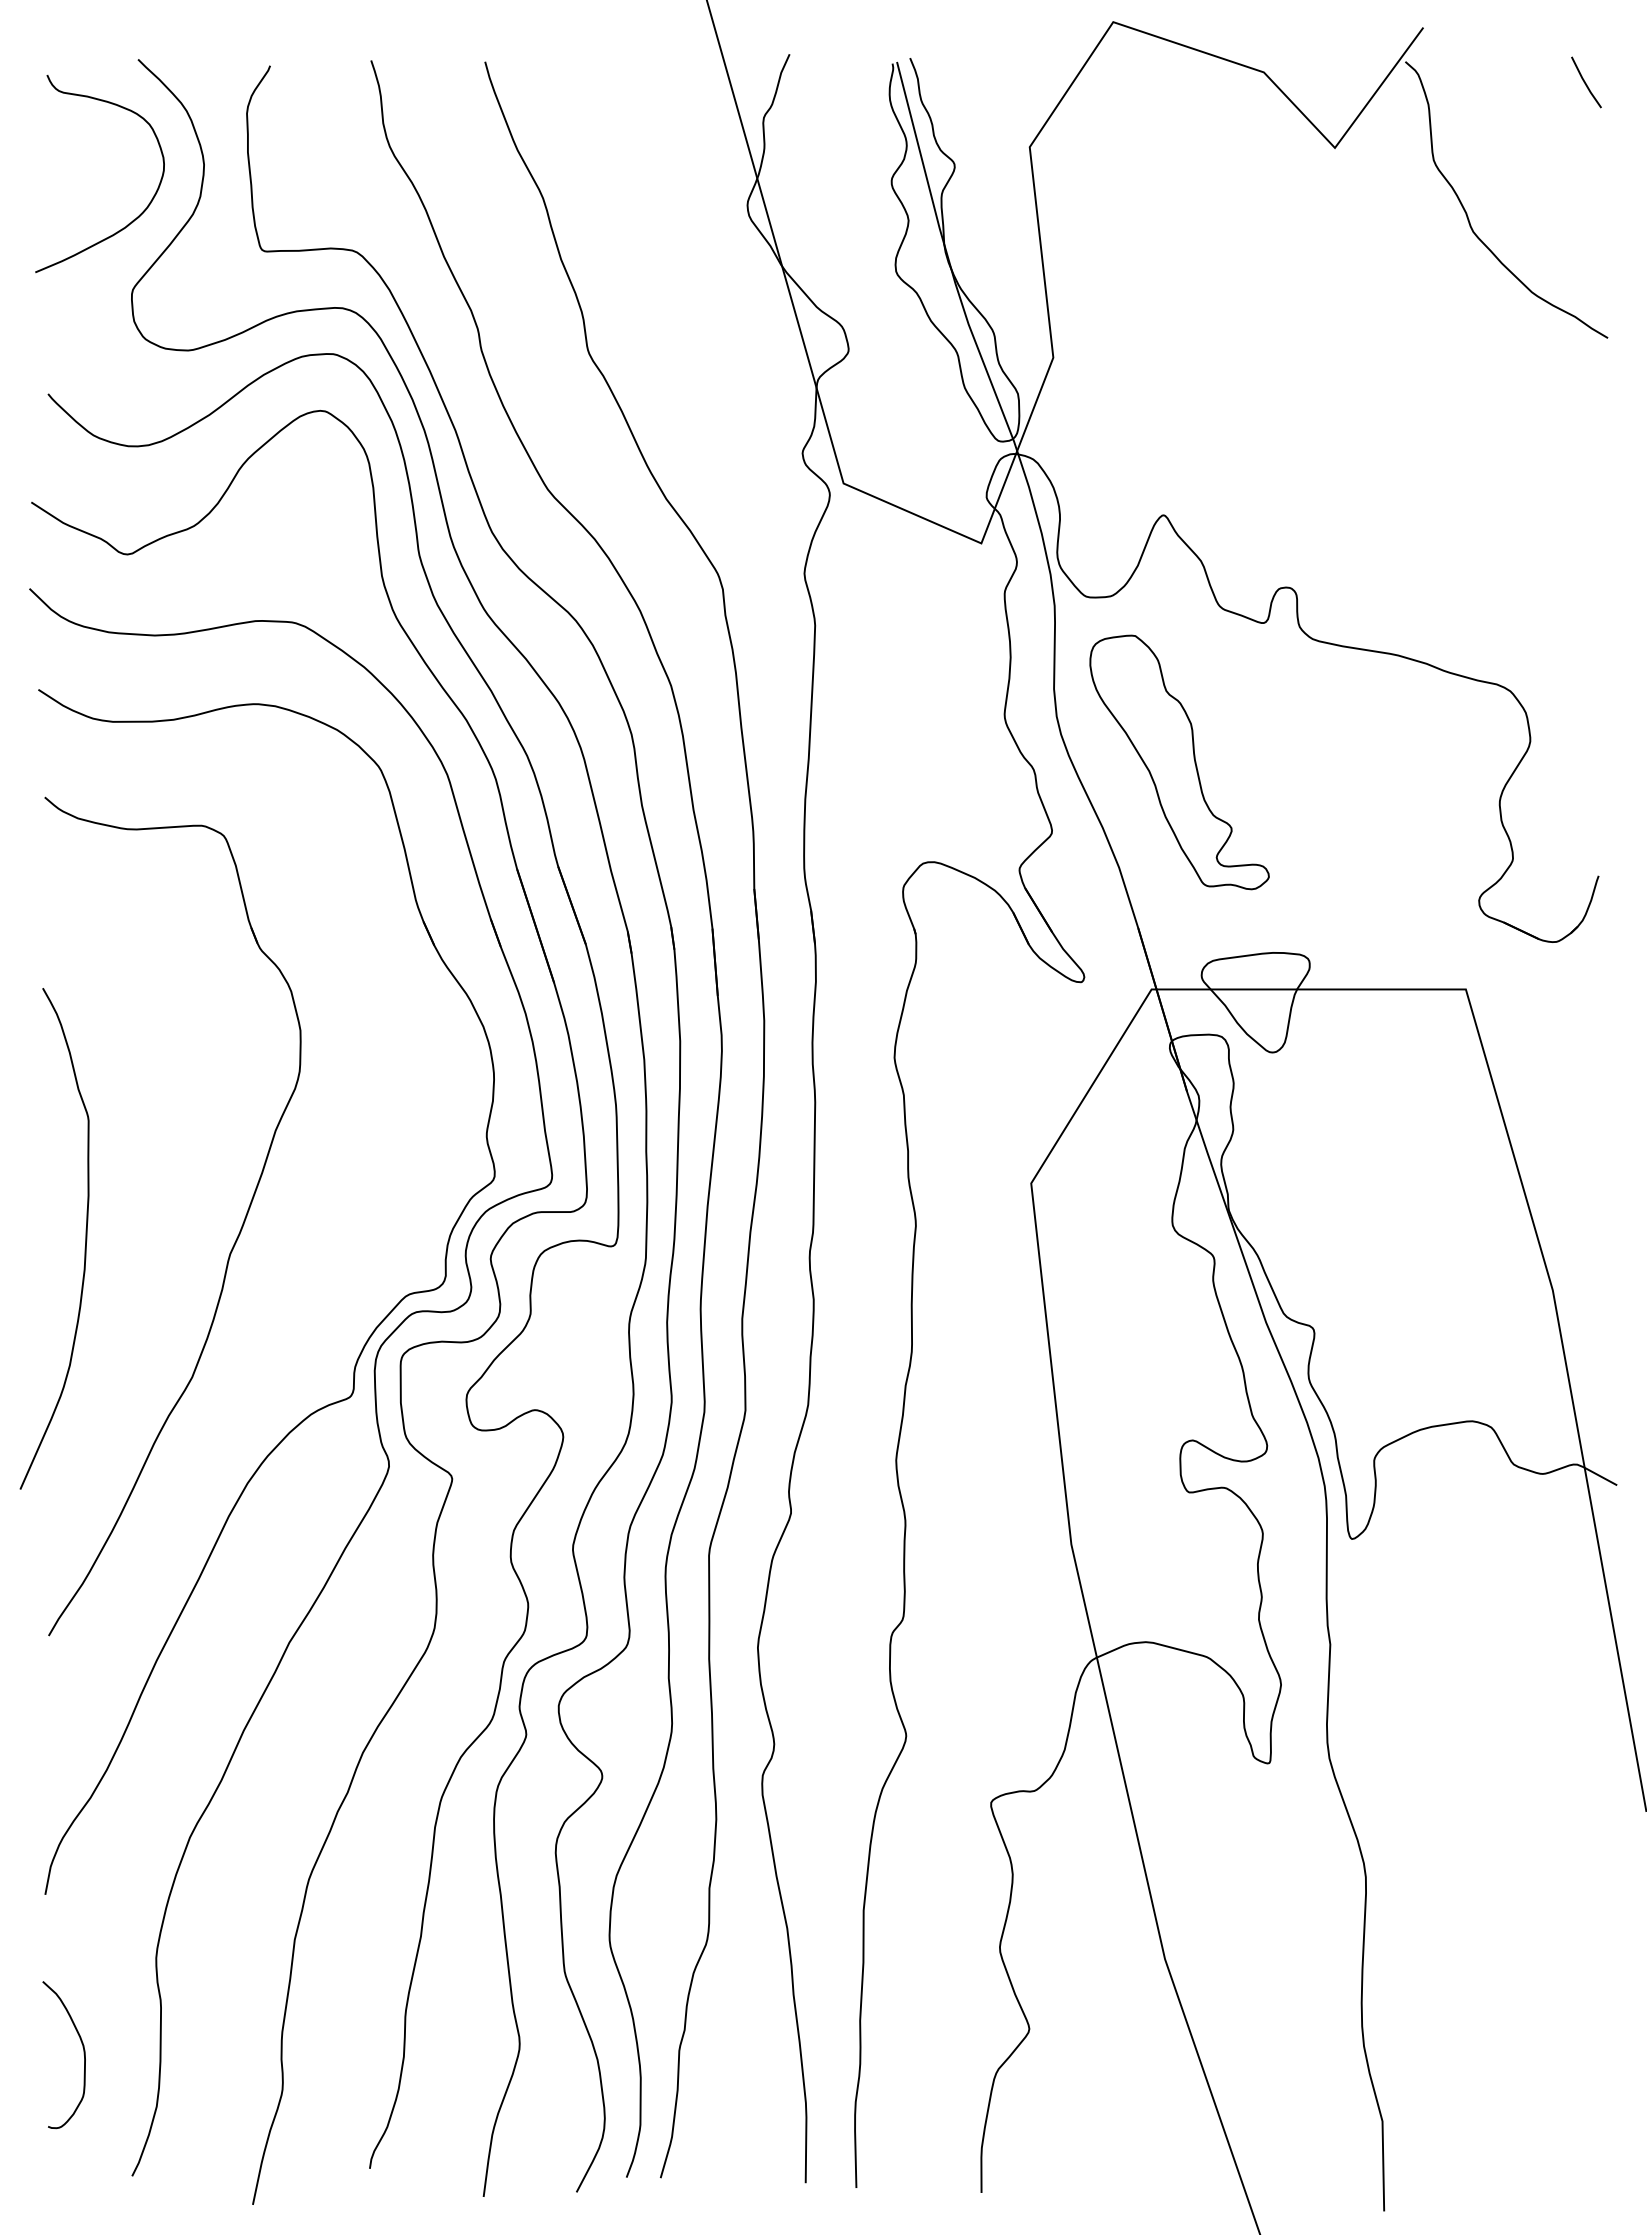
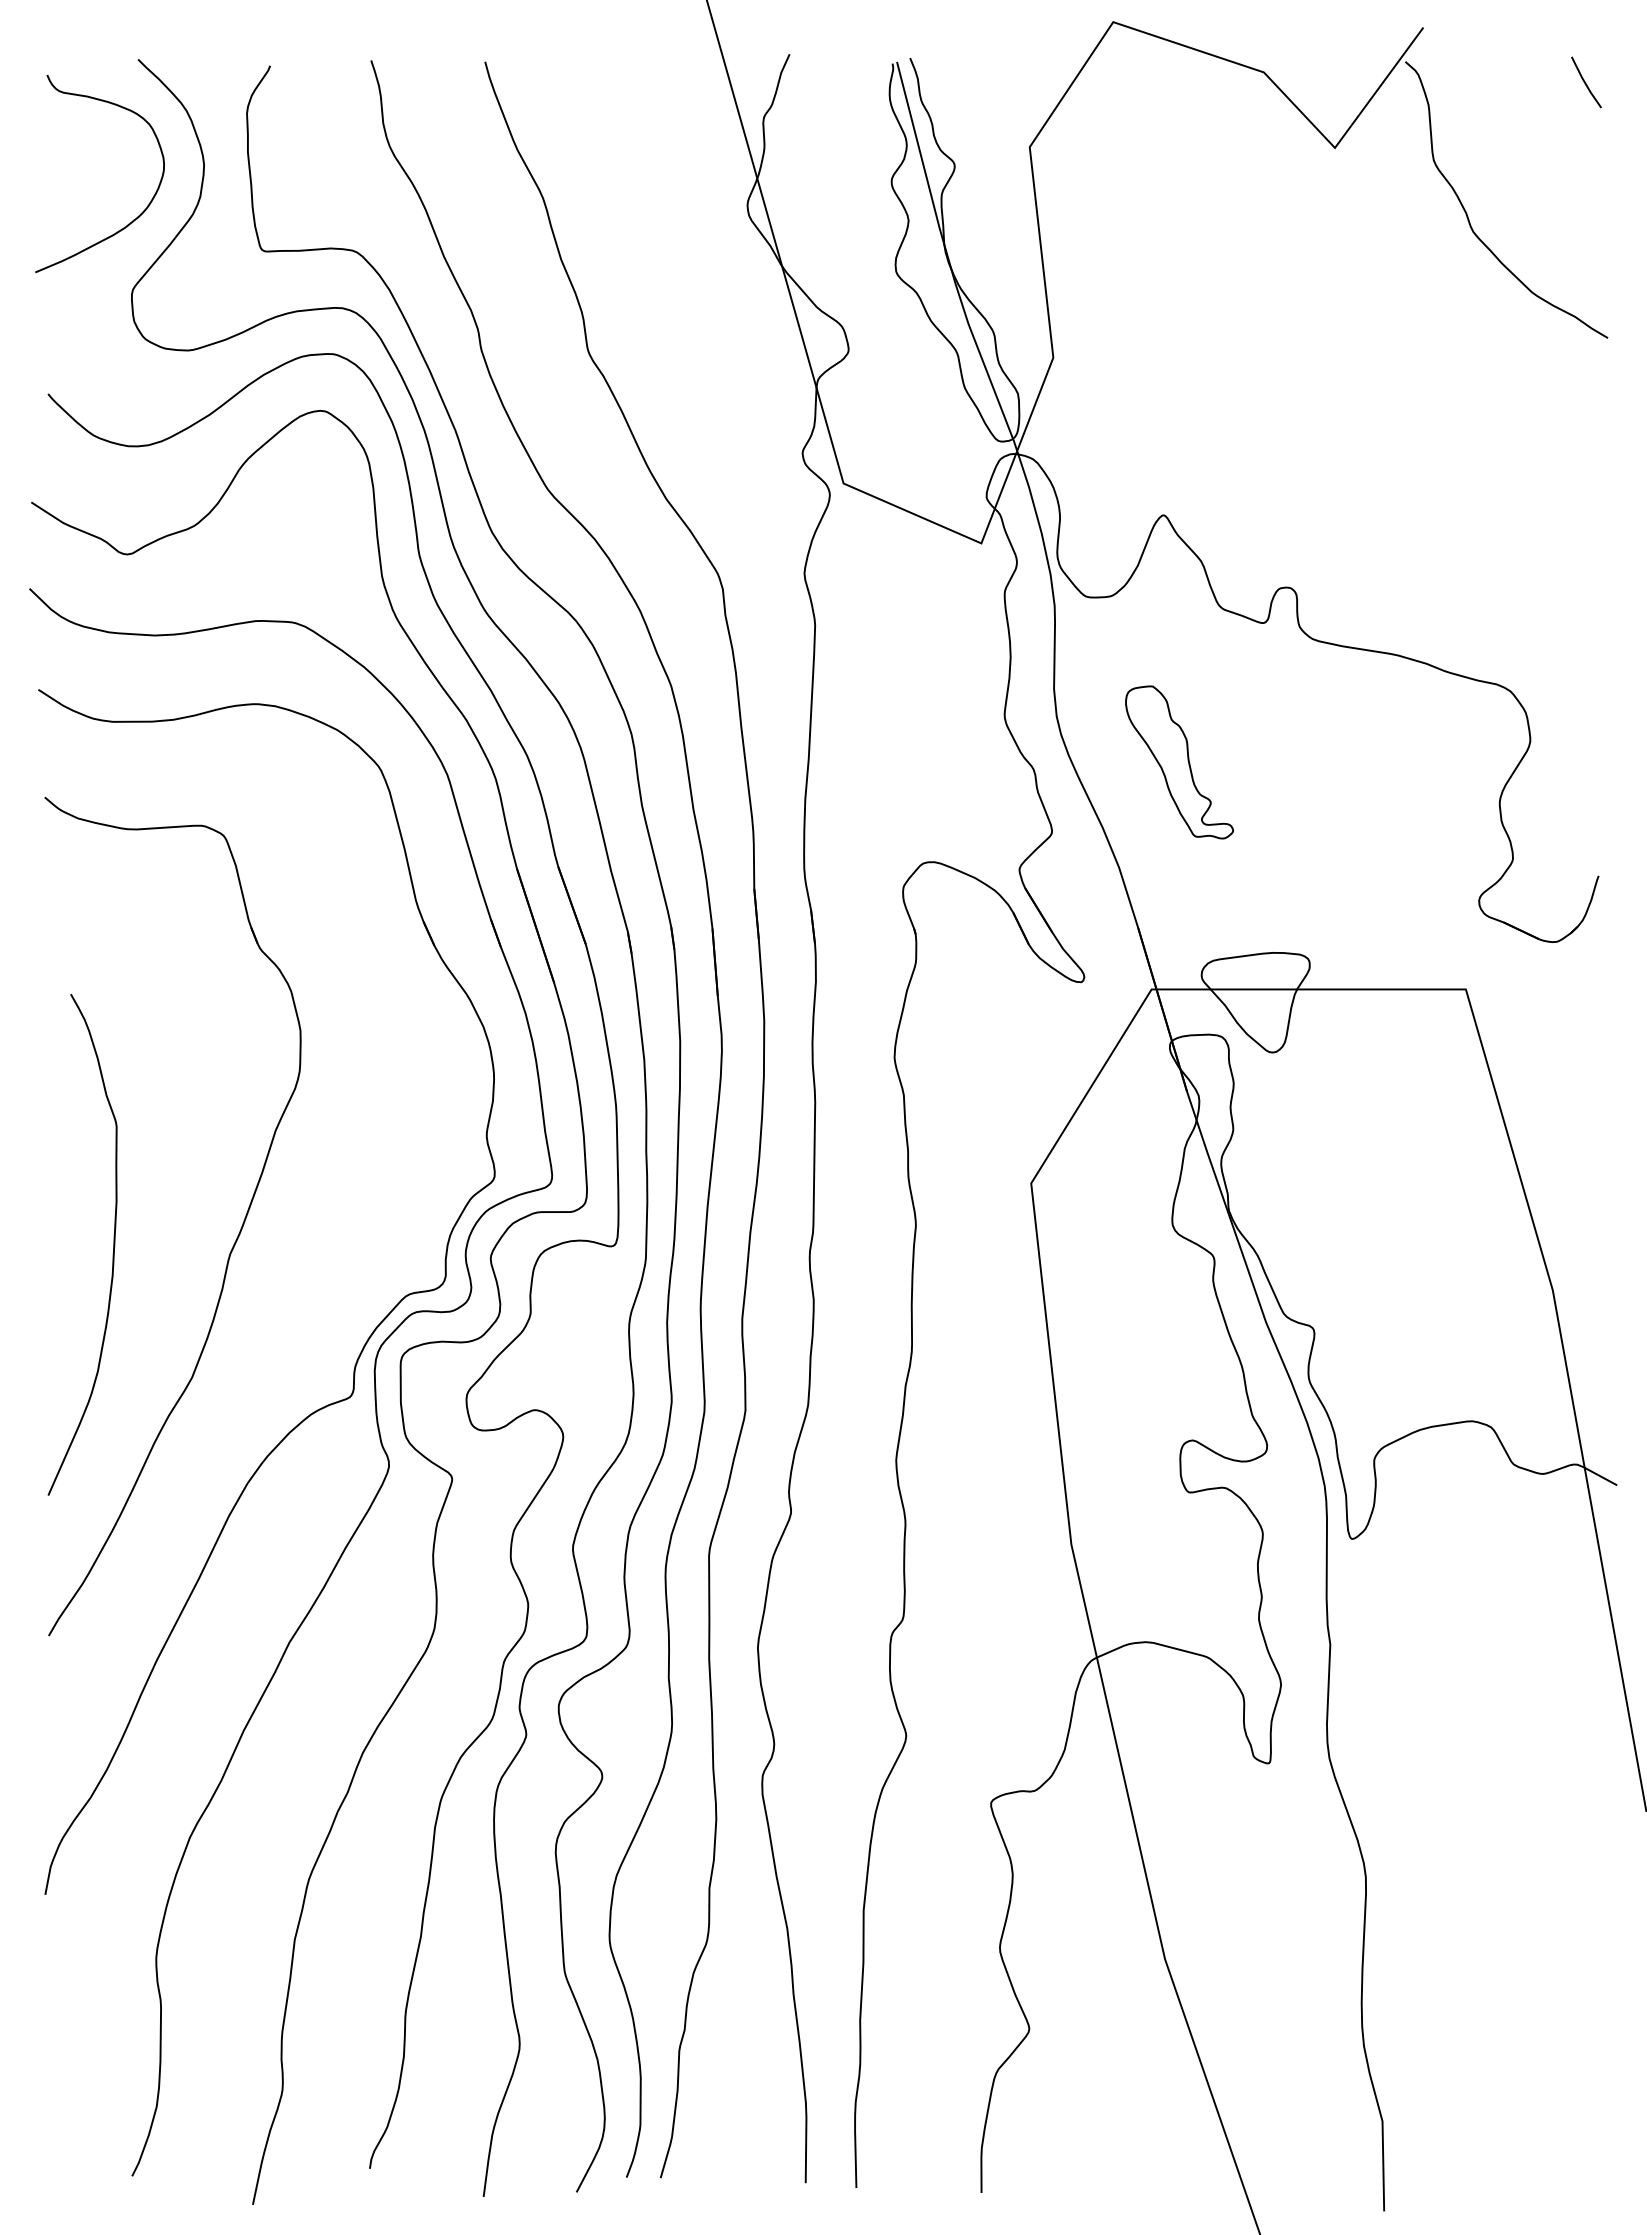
part size: 181x257 px -> 109x155 px (1179, 762)
curve position: (85, 1238) -> (113, 1244) (113, 1244)
curve: present -> none (83, 2054)
